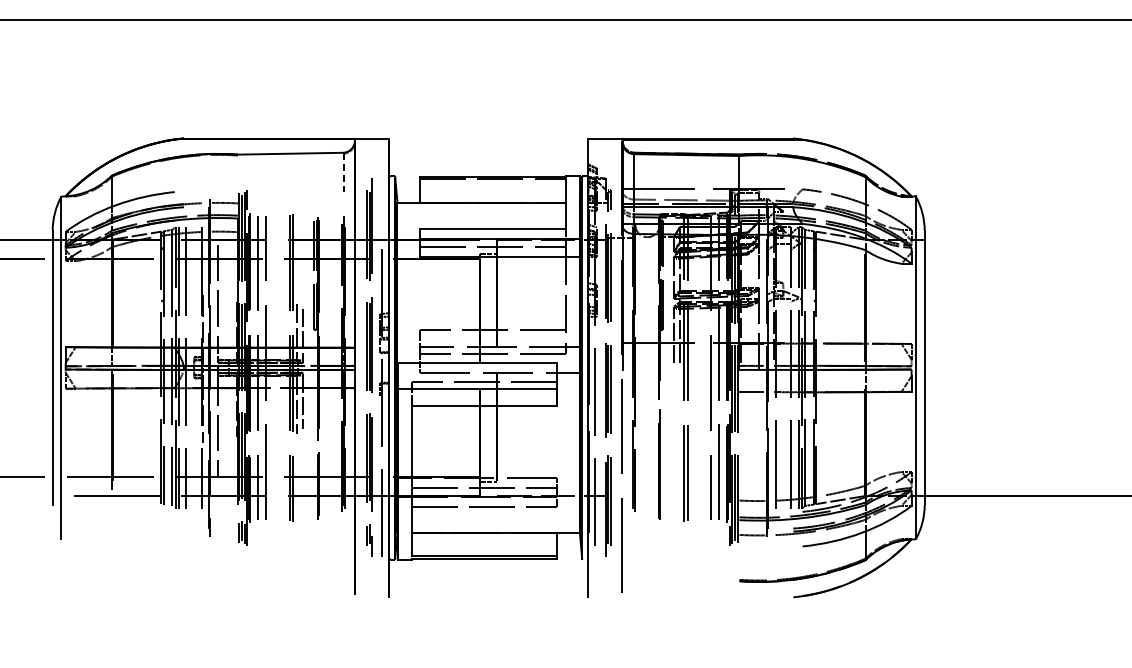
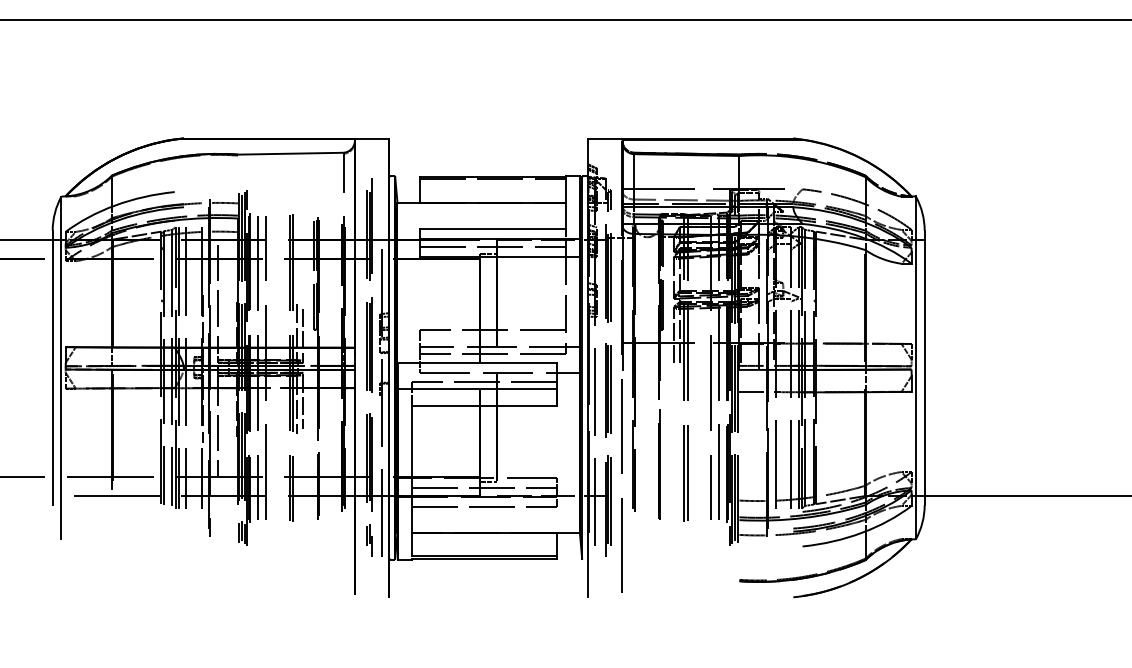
line: dashed -> solid (343, 172)
